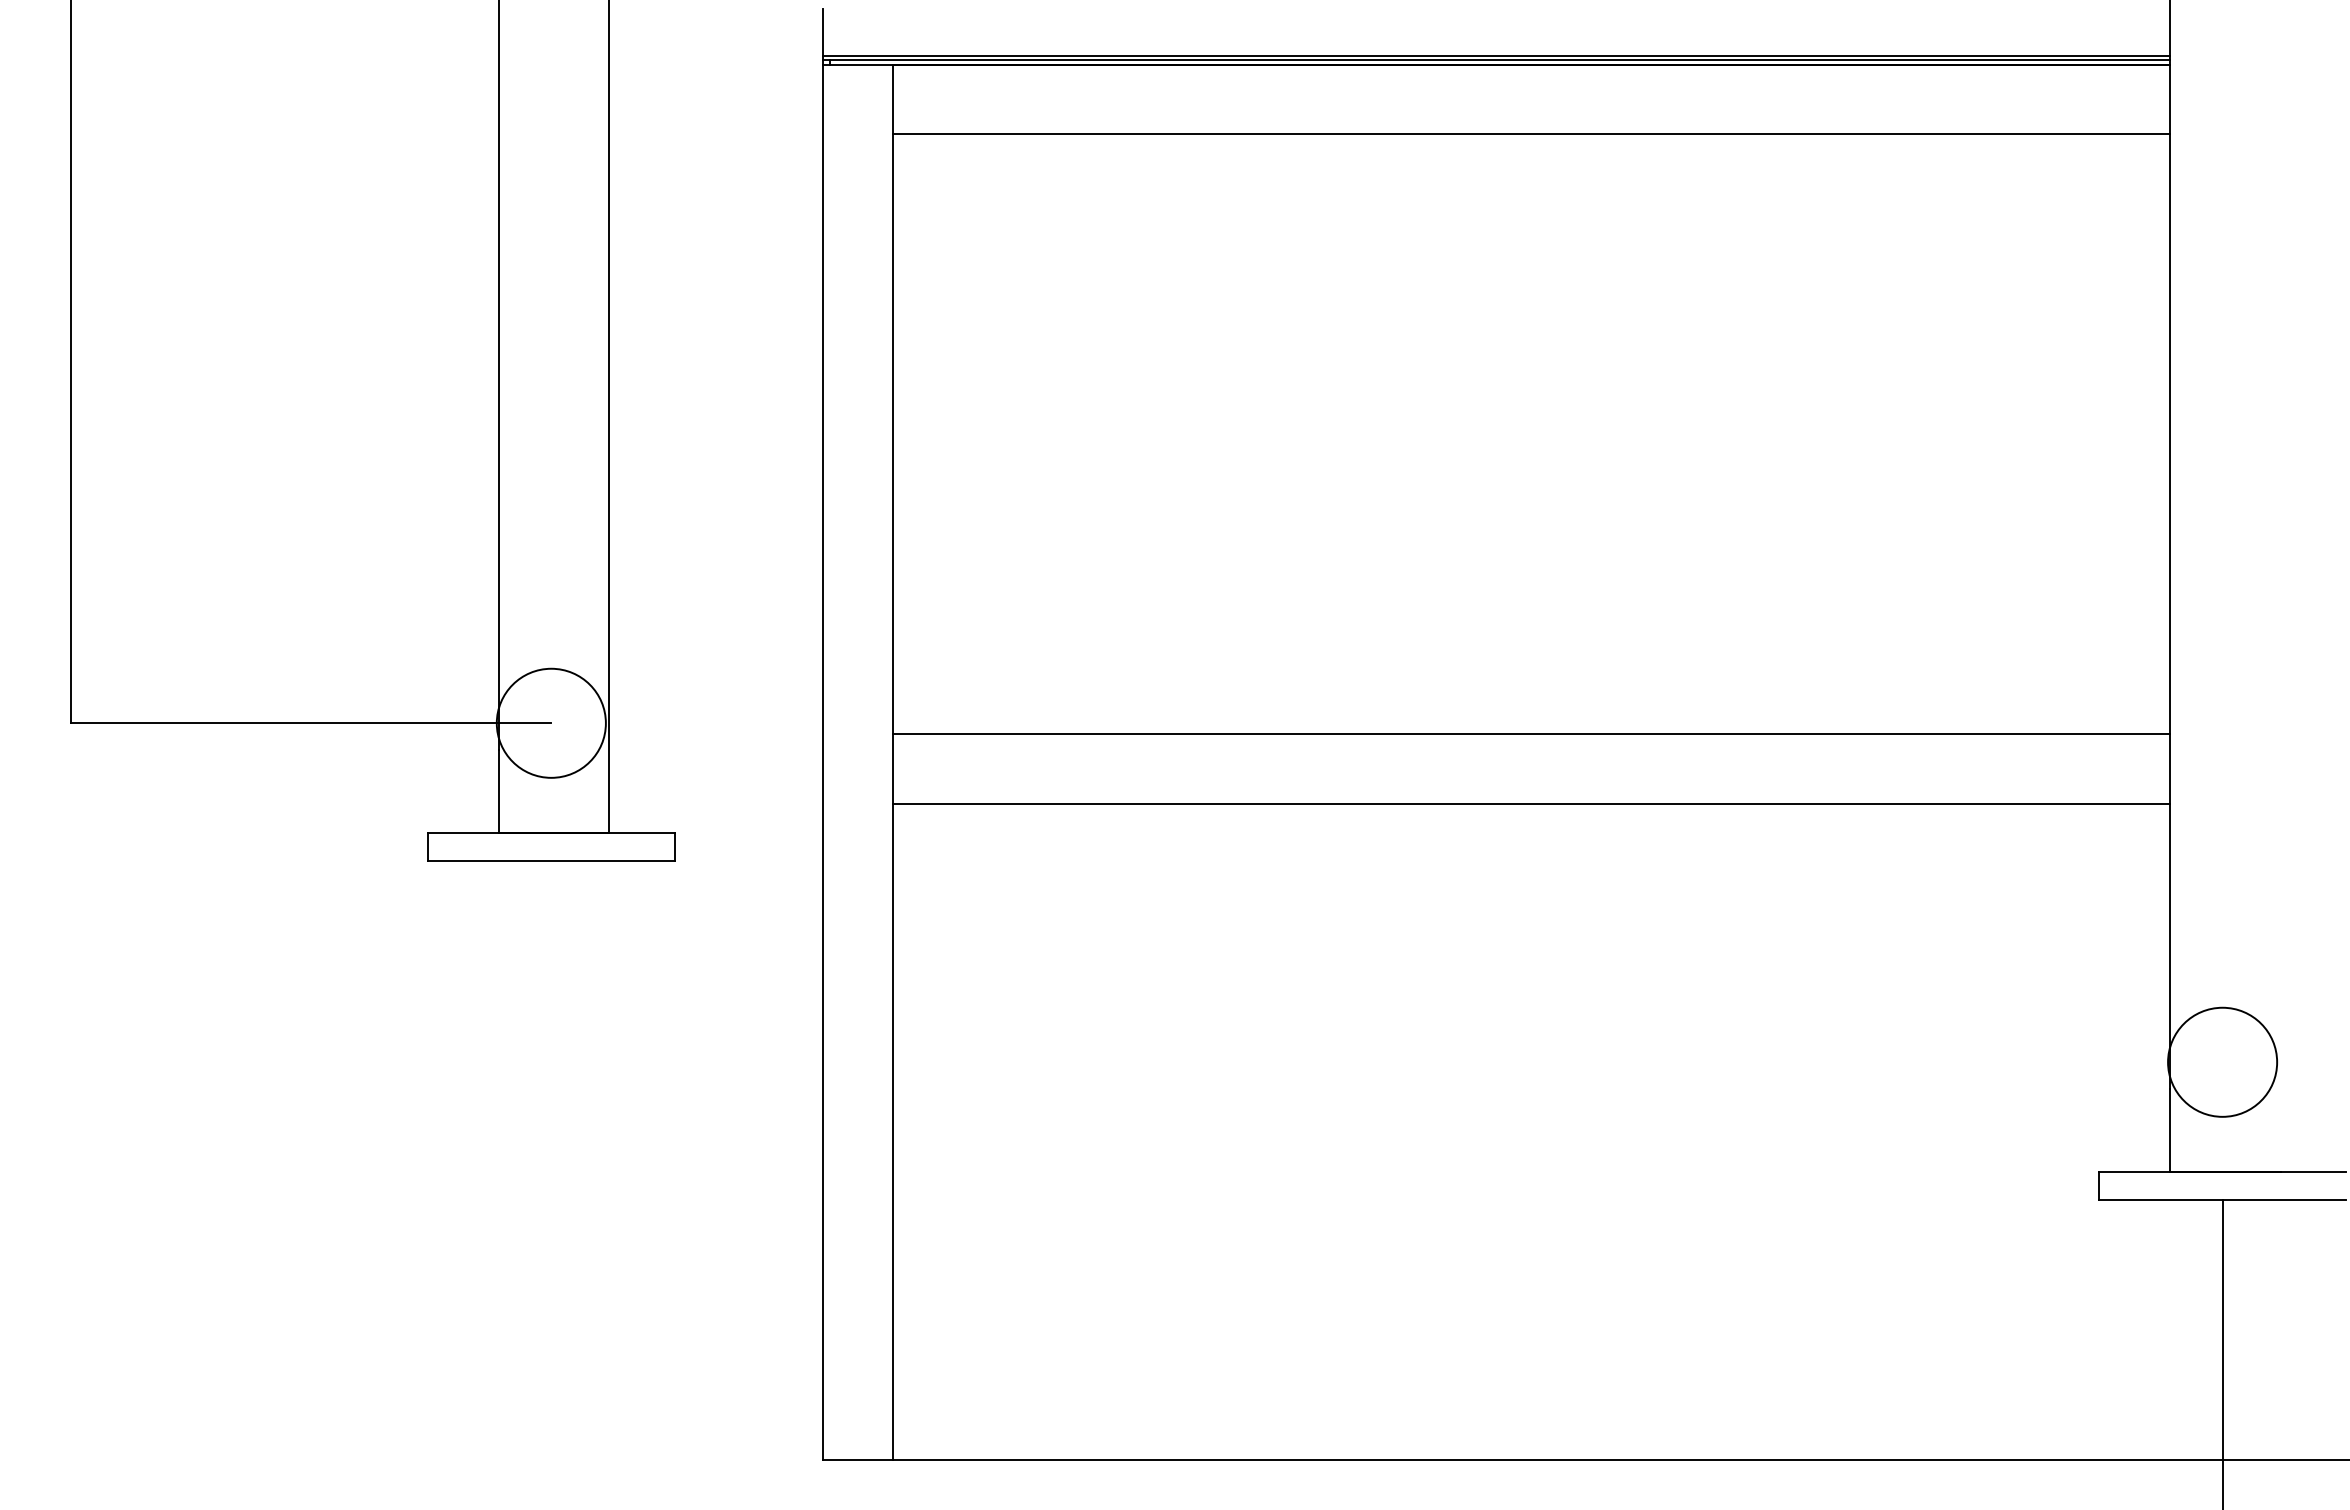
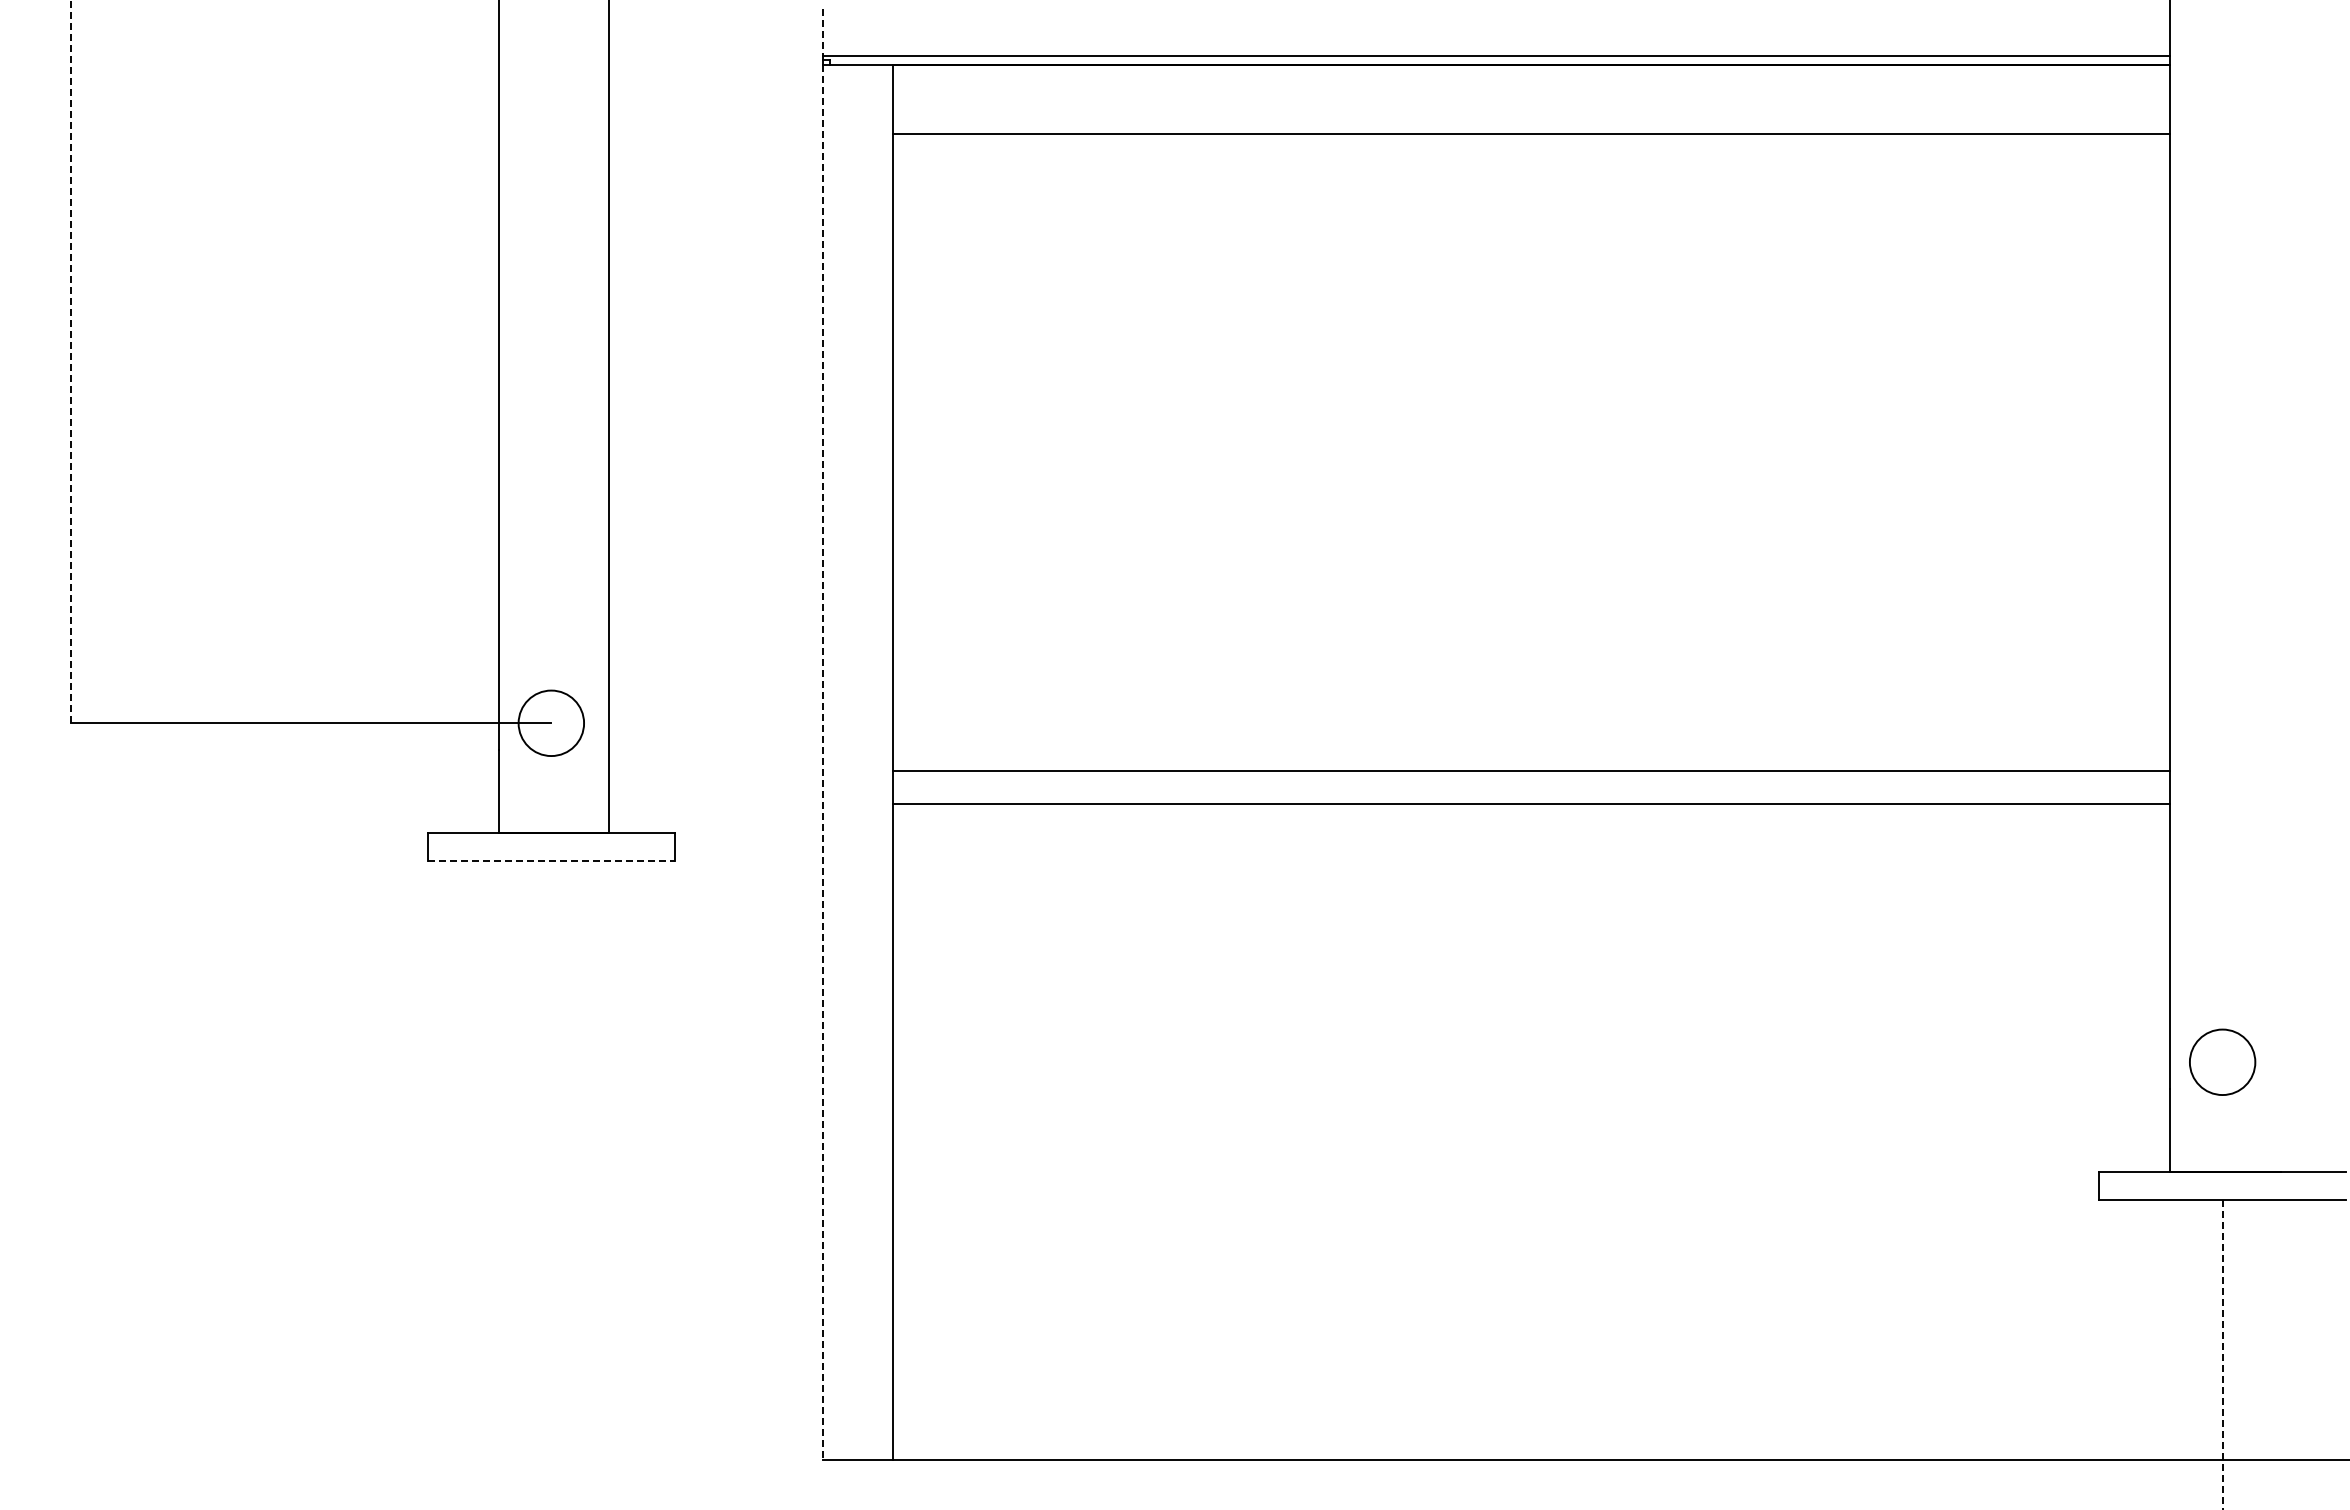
line: solid -> dashed (823, 32)
line: present -> none (1500, 60)
line: solid -> dashed (70, 361)
circle diameter: 109 px -> 65 px (551, 723)
line position: (1531, 734) -> (1531, 771) (1531, 771)
line: solid -> dashed (823, 762)
line: solid -> dashed (551, 860)
circle diameter: 109 px -> 65 px (2222, 1062)
line: solid -> dashed (2222, 1354)
